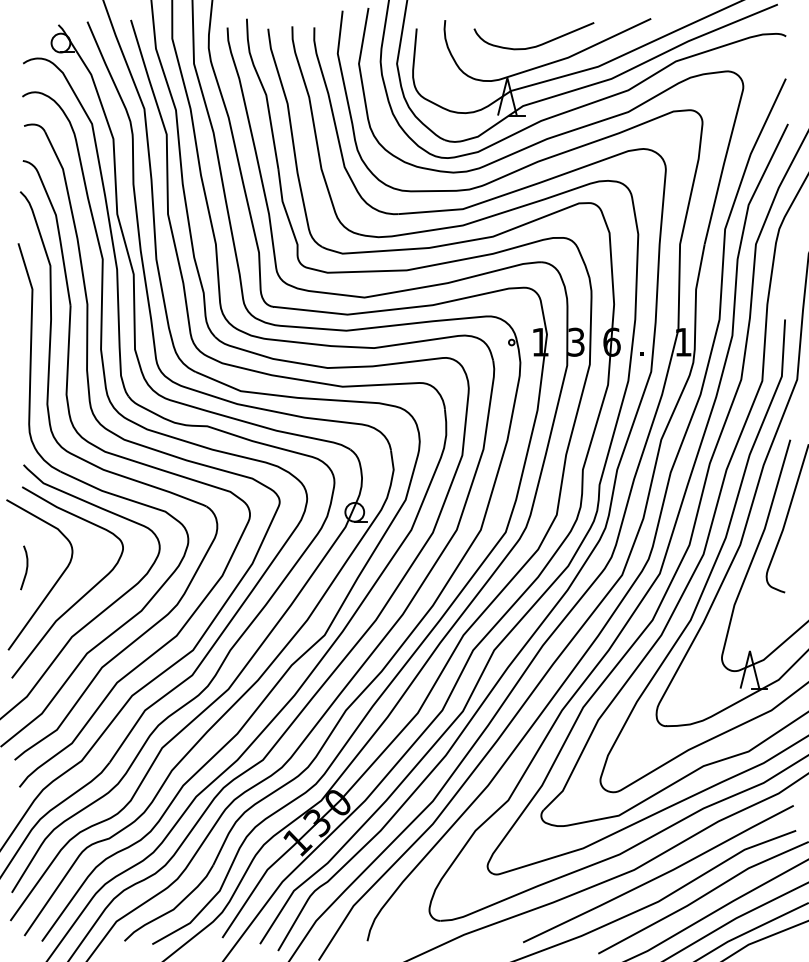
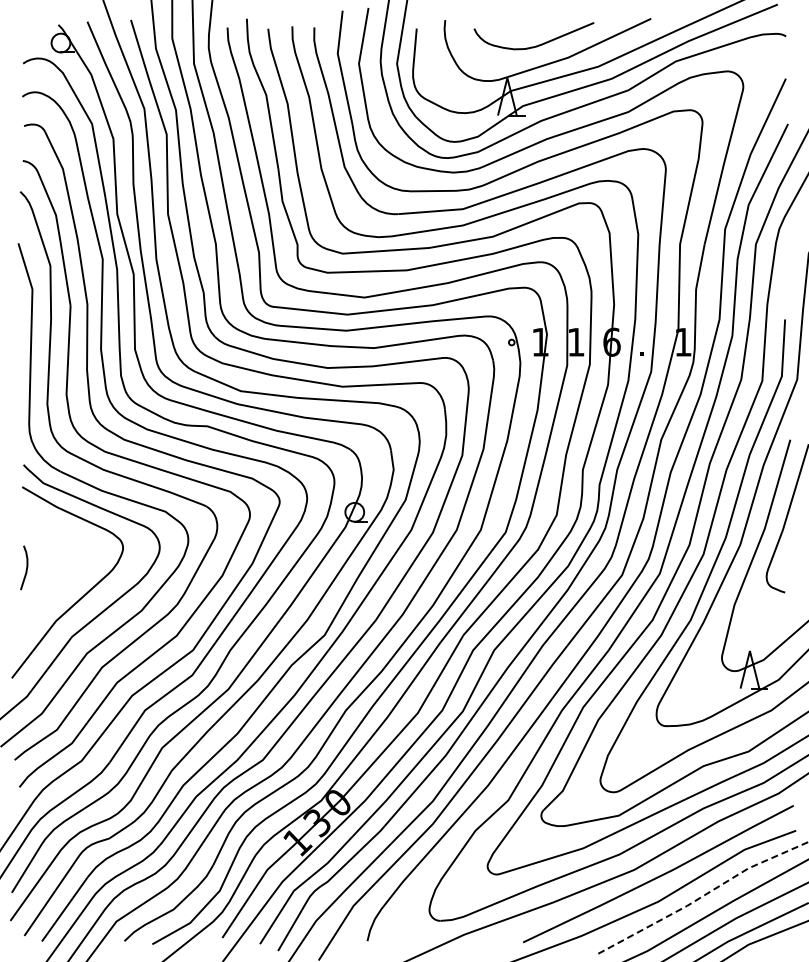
text: 3 -> 1 (576, 341)
curve: present -> none (53, 584)
line: solid -> dashed (703, 896)
